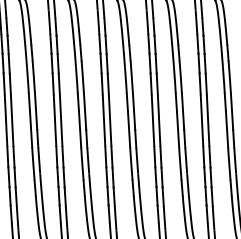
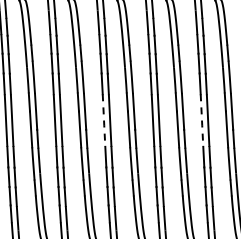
line: solid -> dashed (104, 120)
line: solid -> dashed (201, 120)
